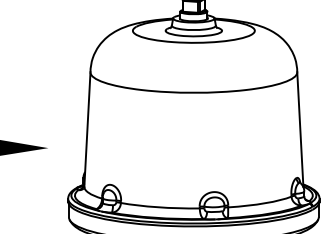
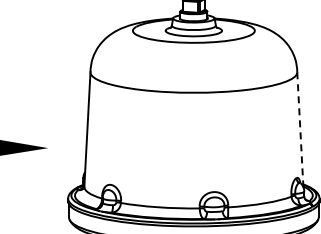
line: solid -> dashed (300, 129)
